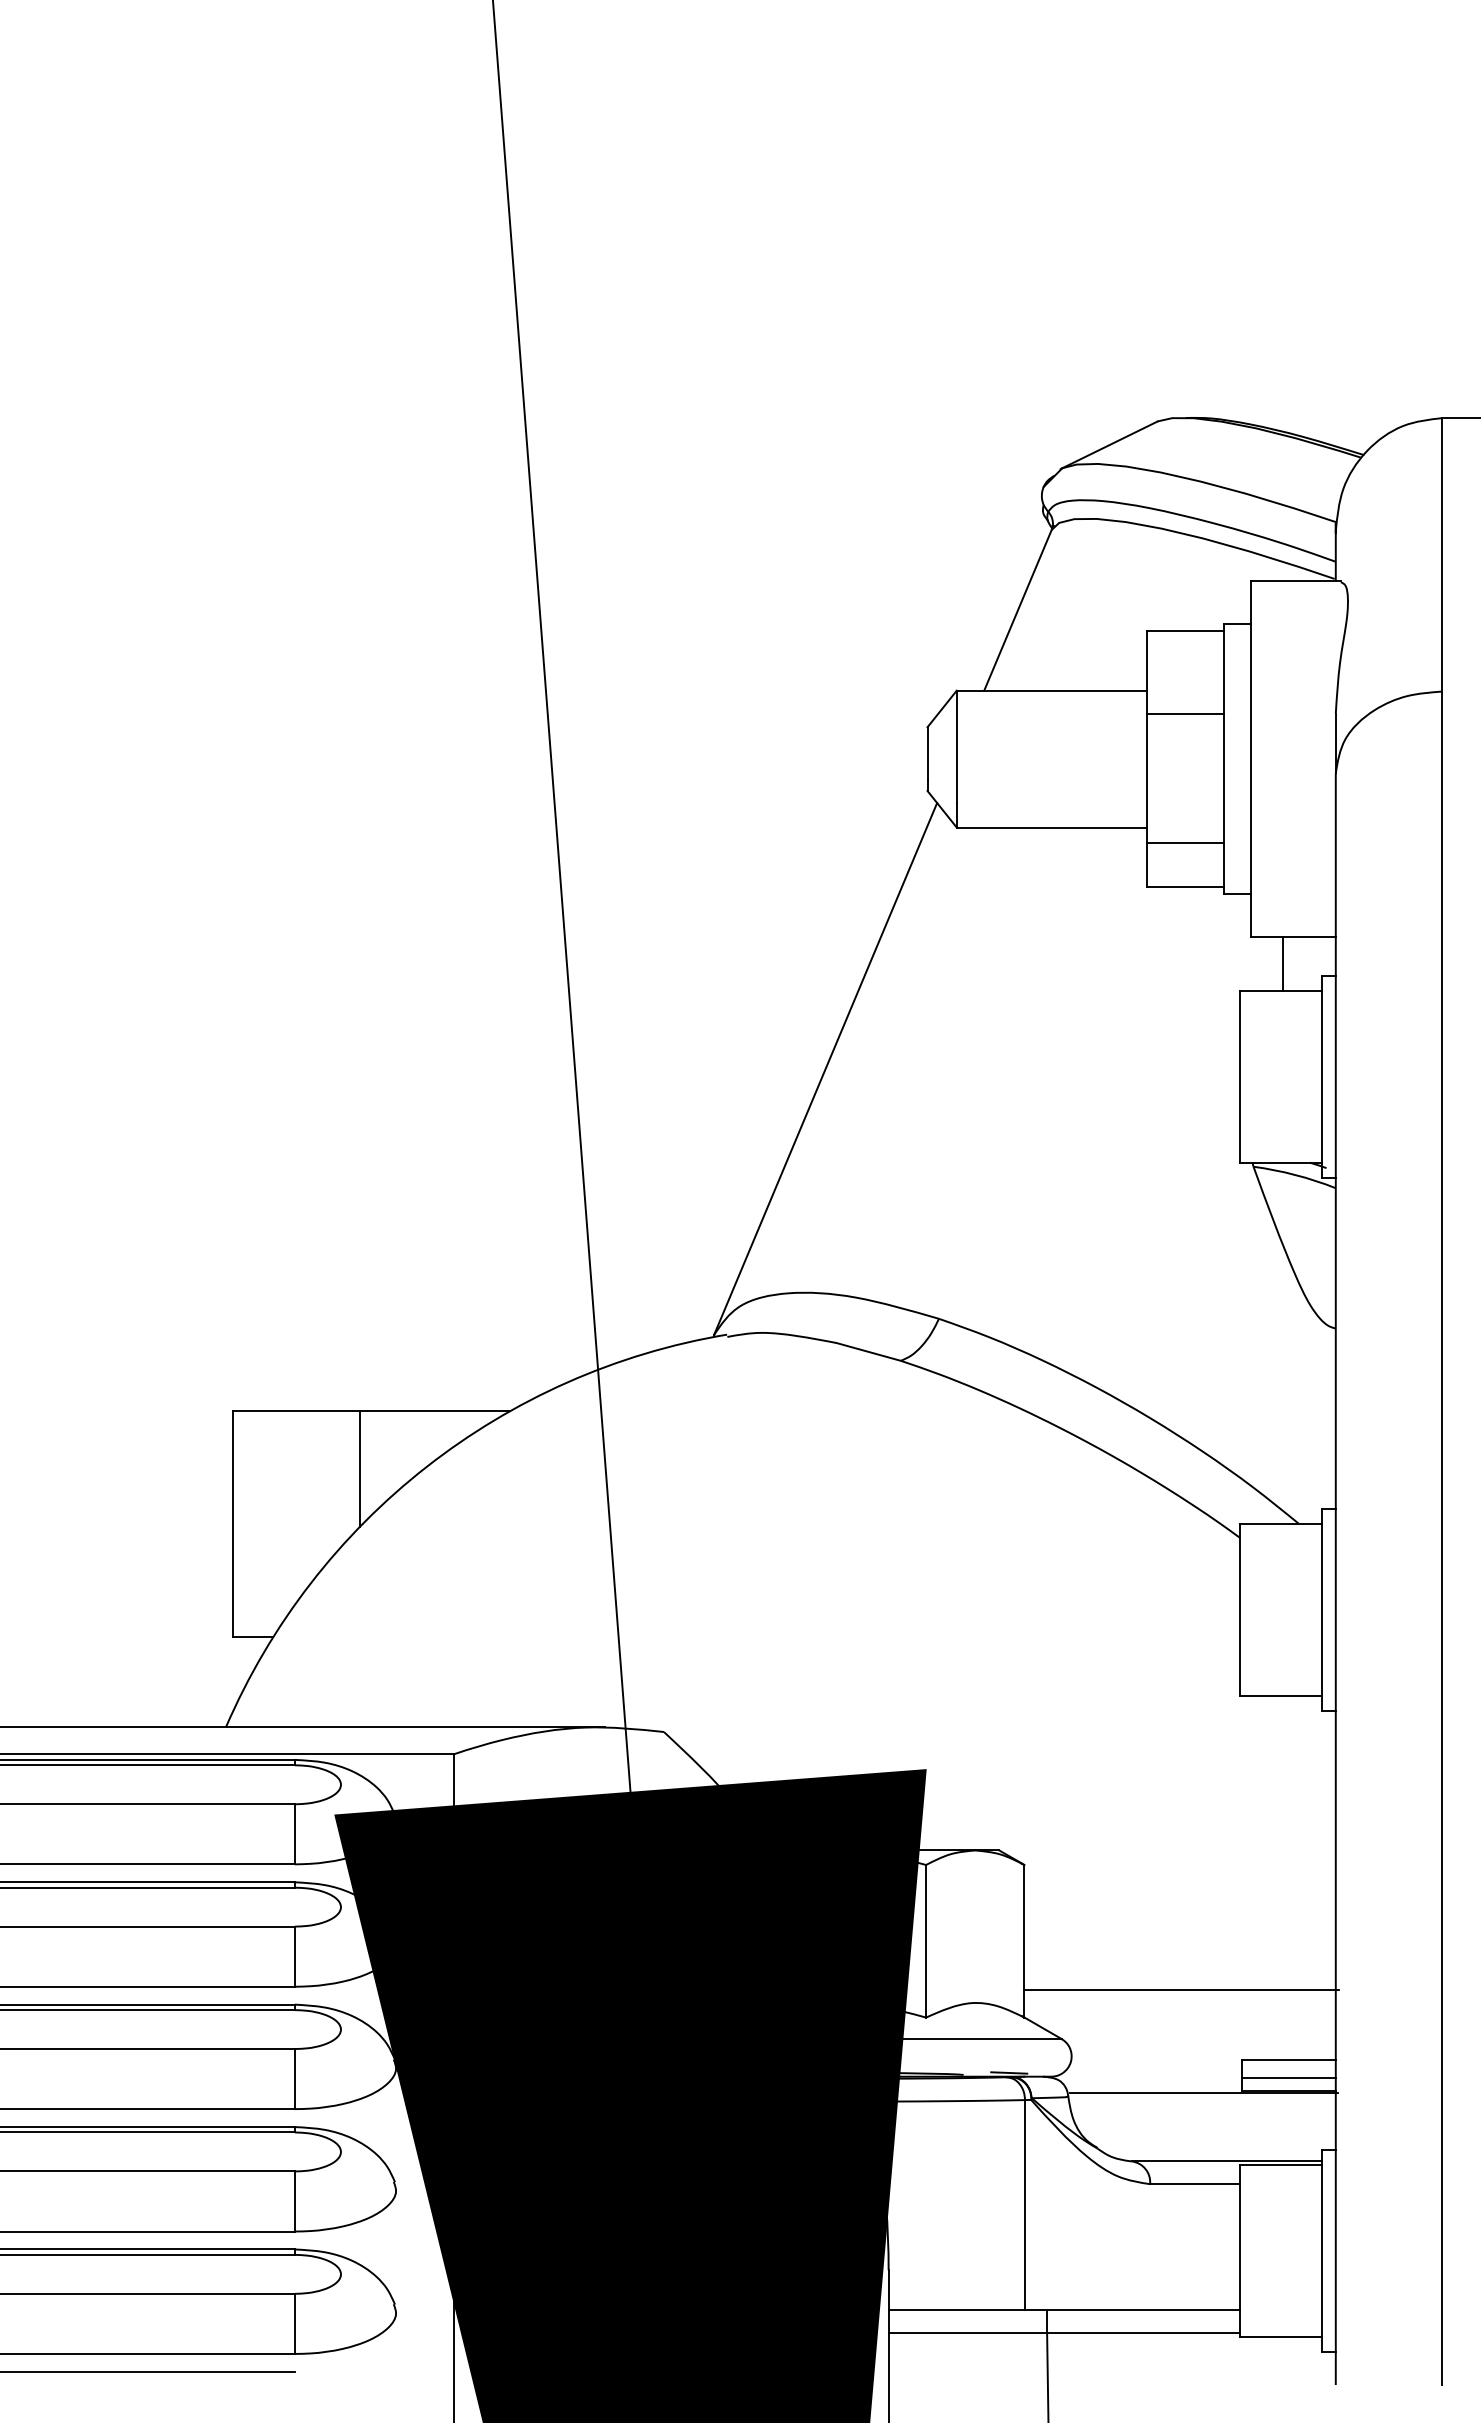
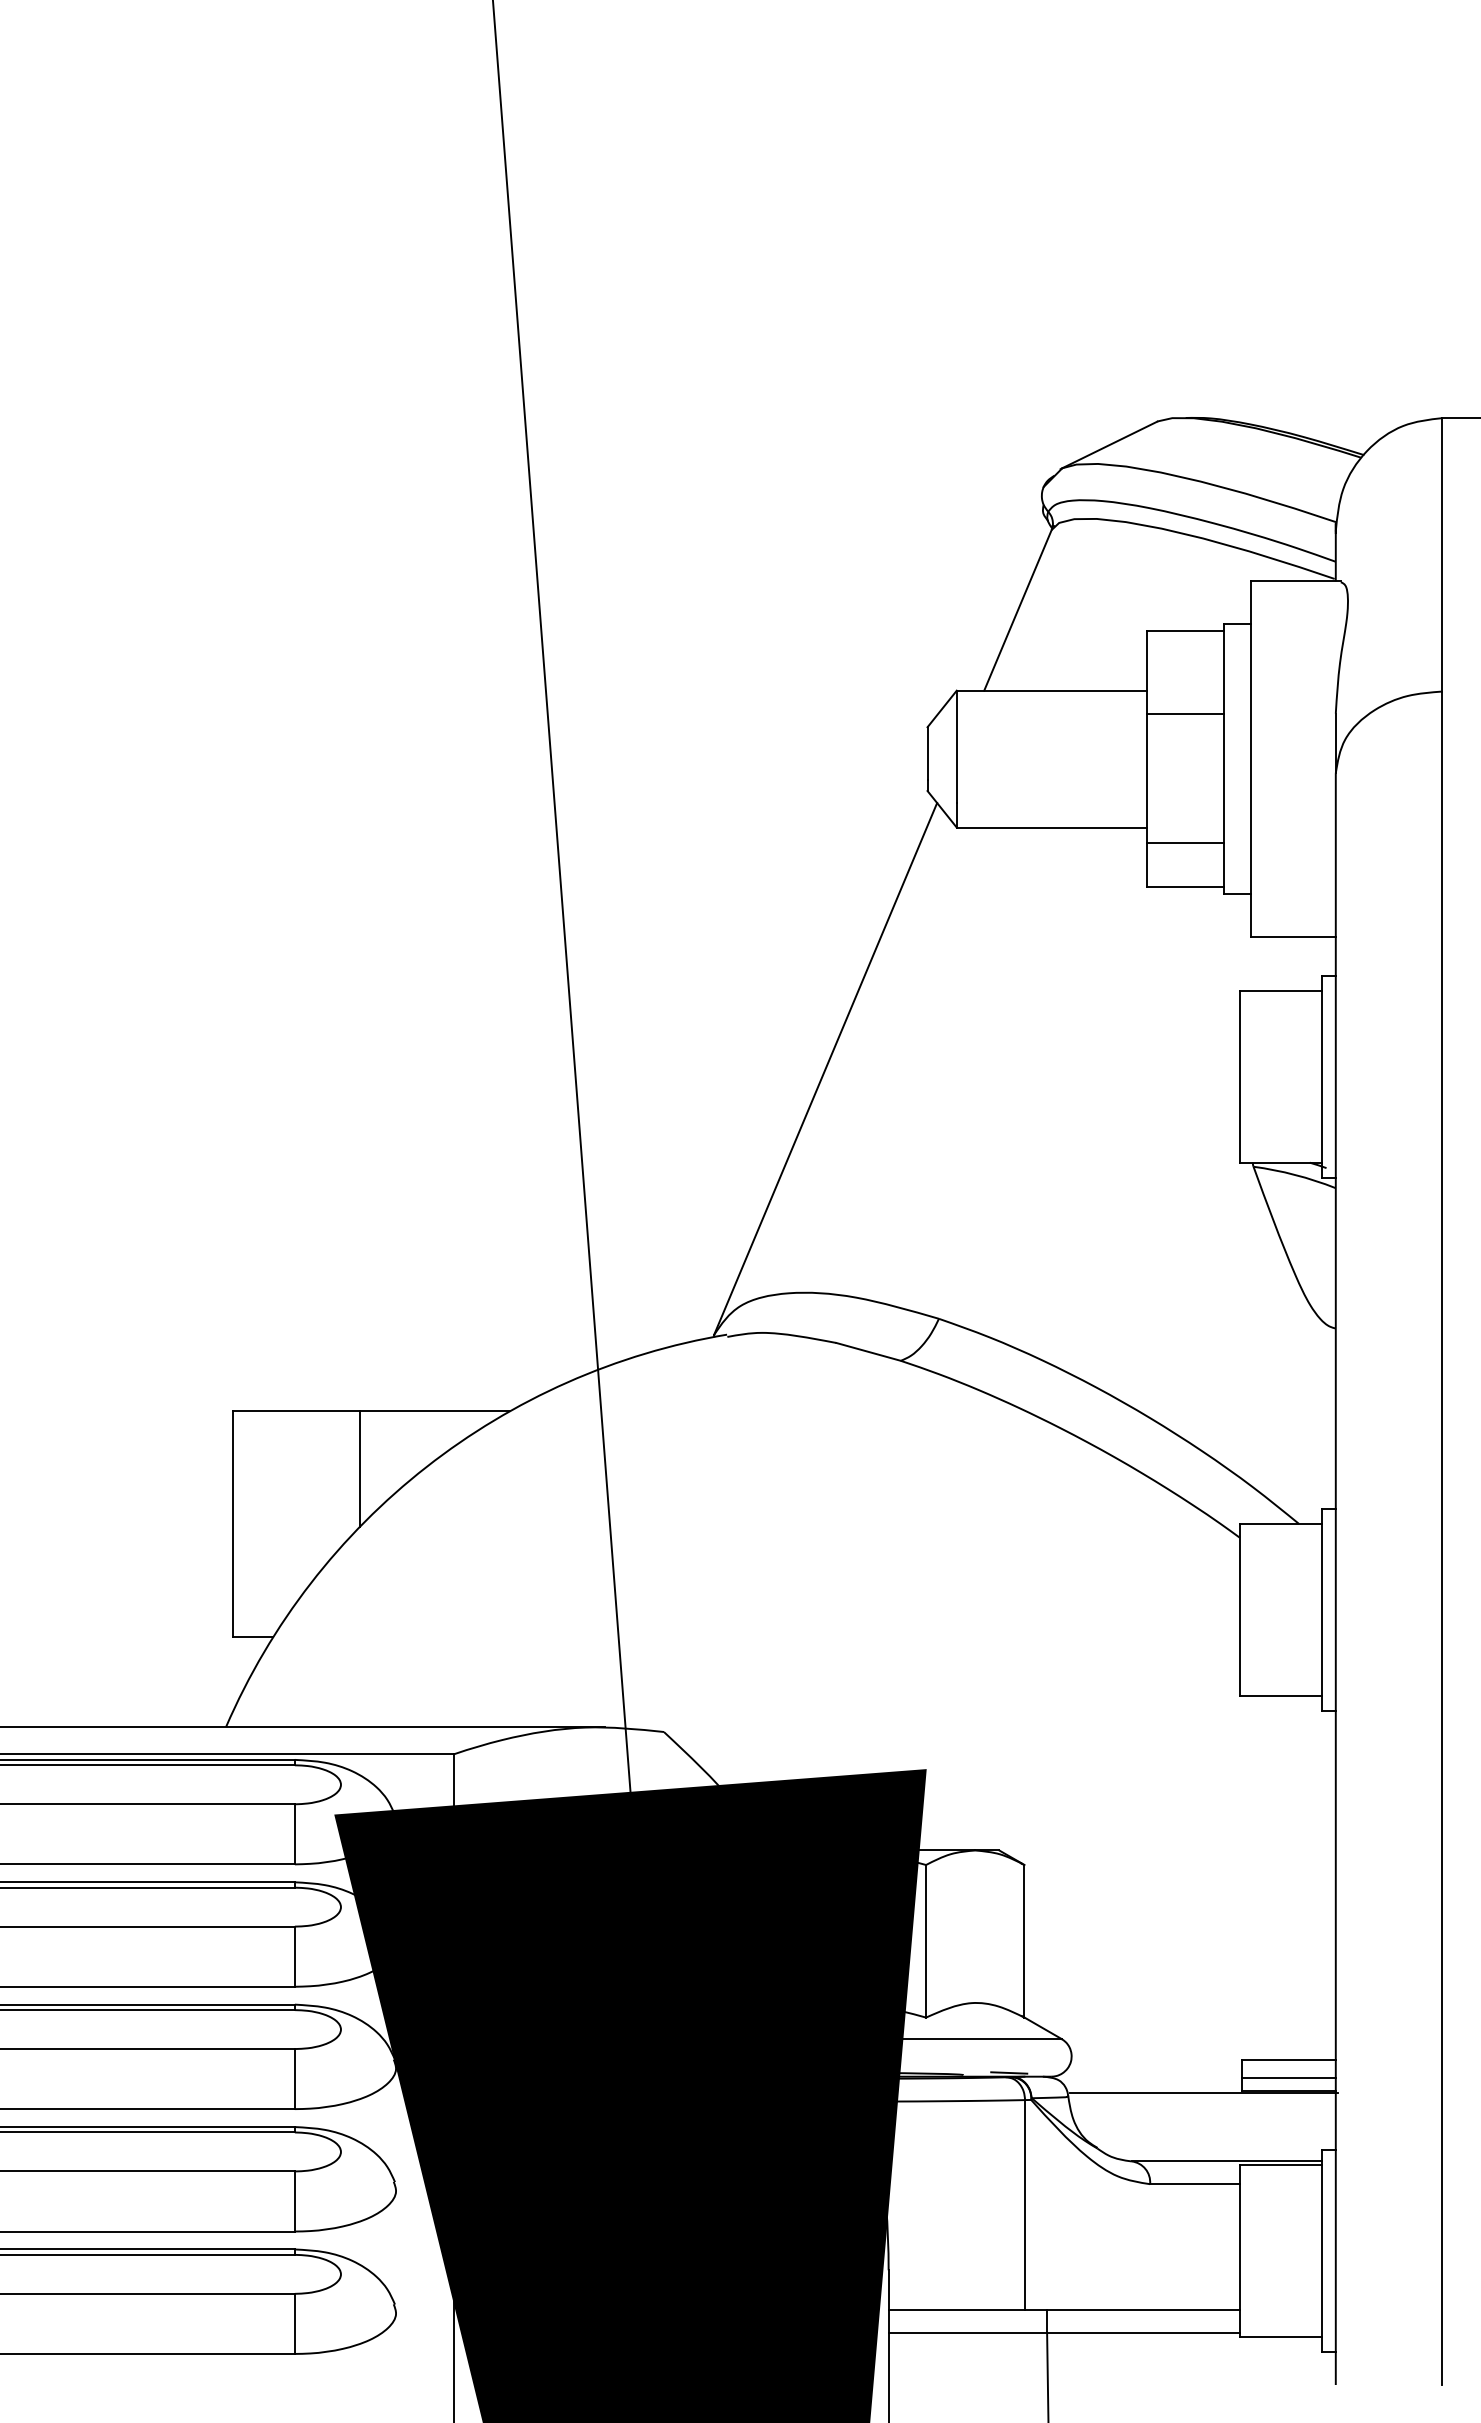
line: present -> none (1283, 963)
line: present -> none (1181, 1990)
line: present -> none (148, 2371)
